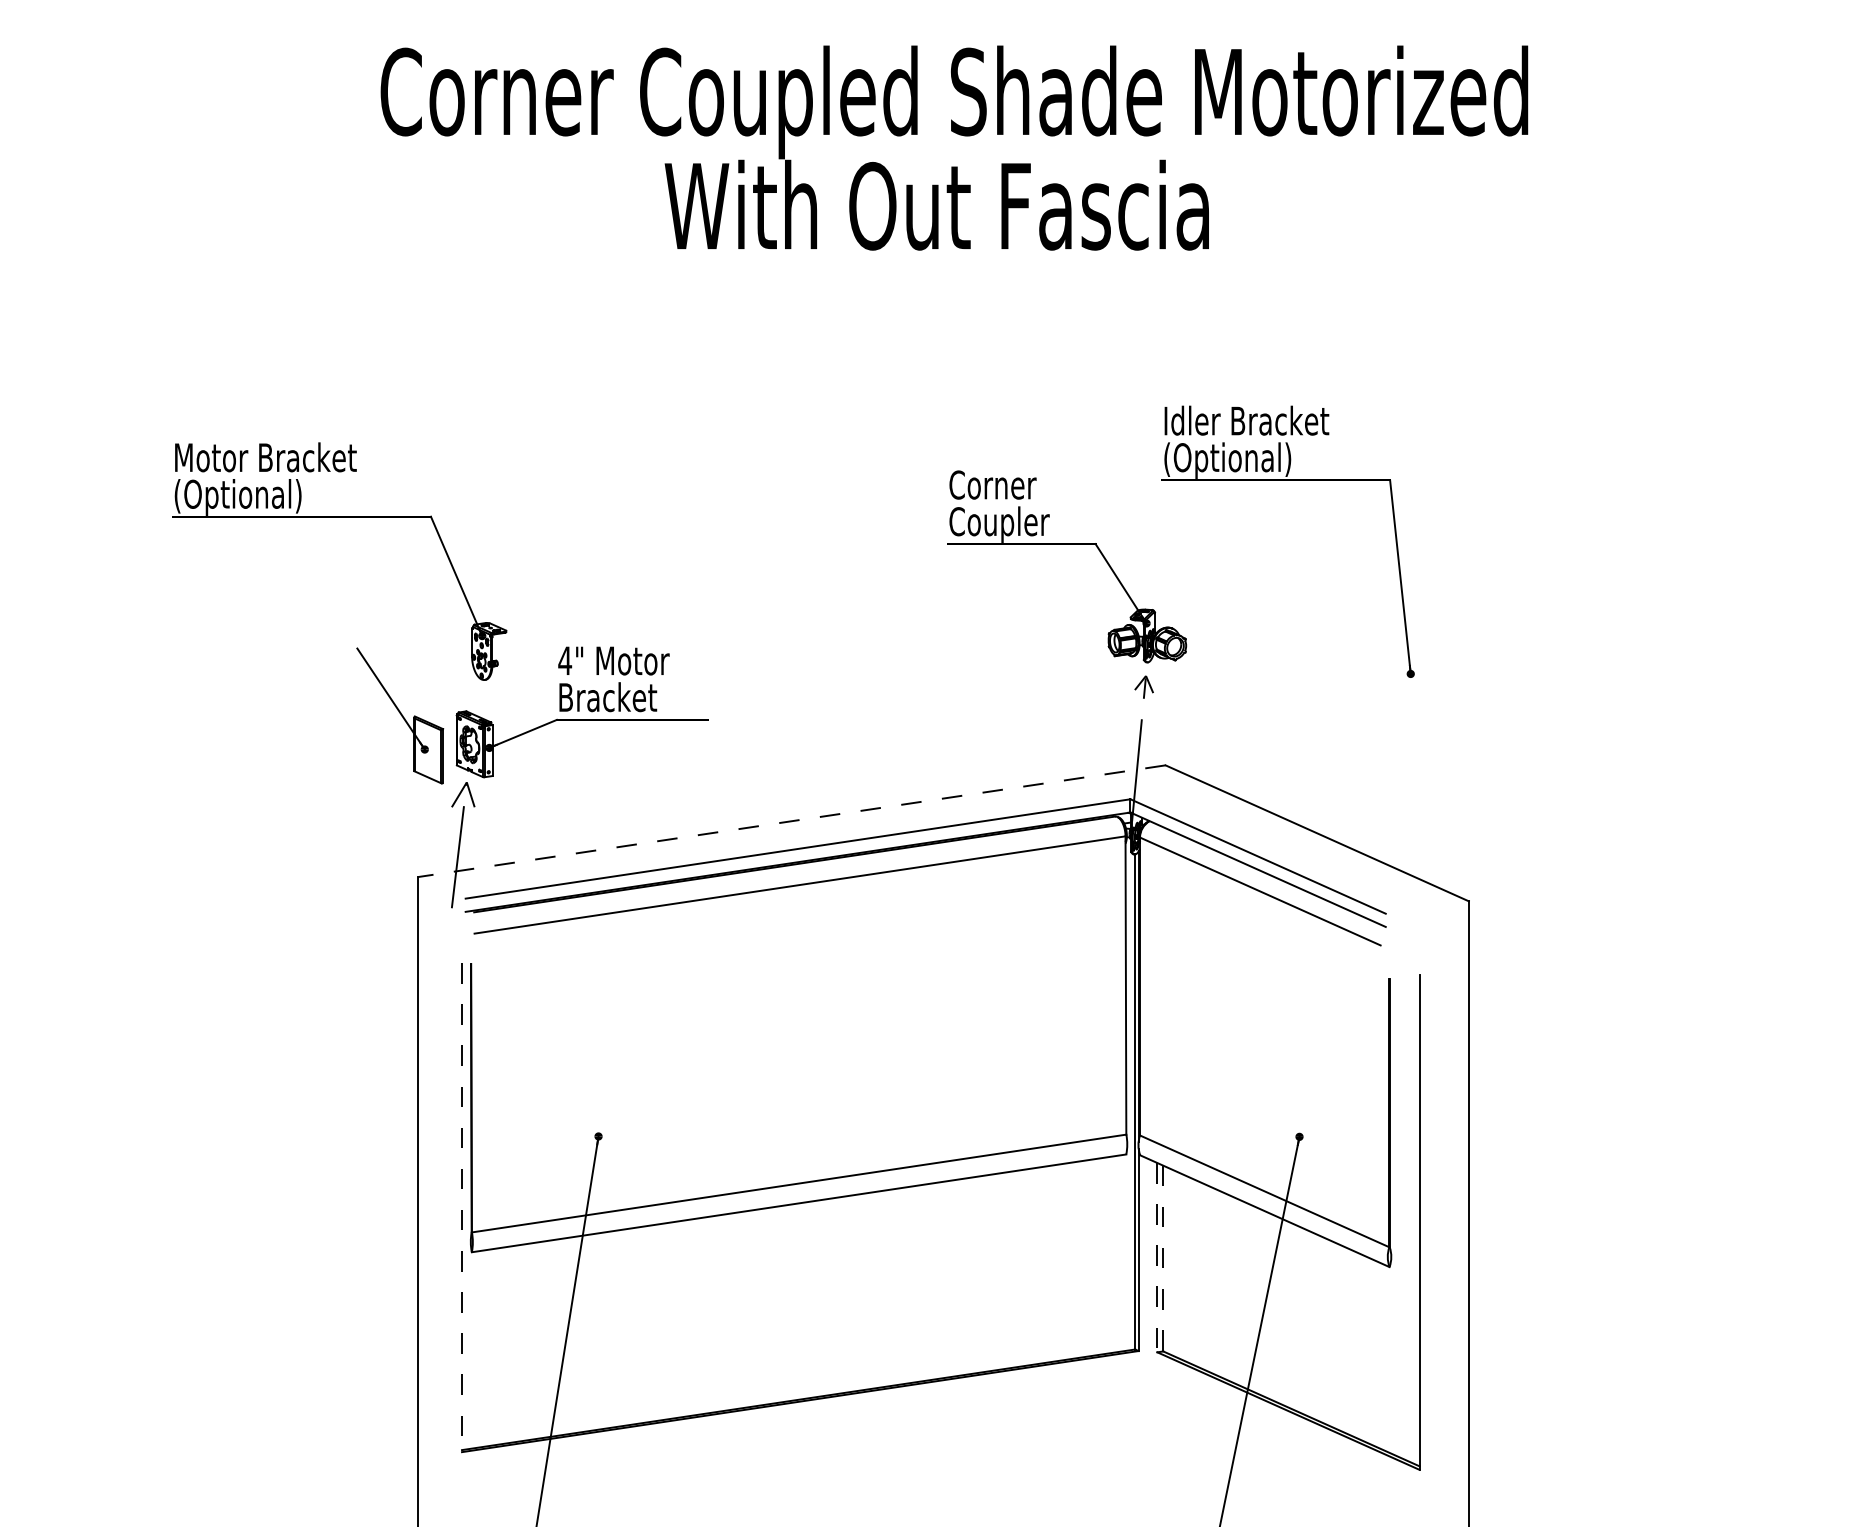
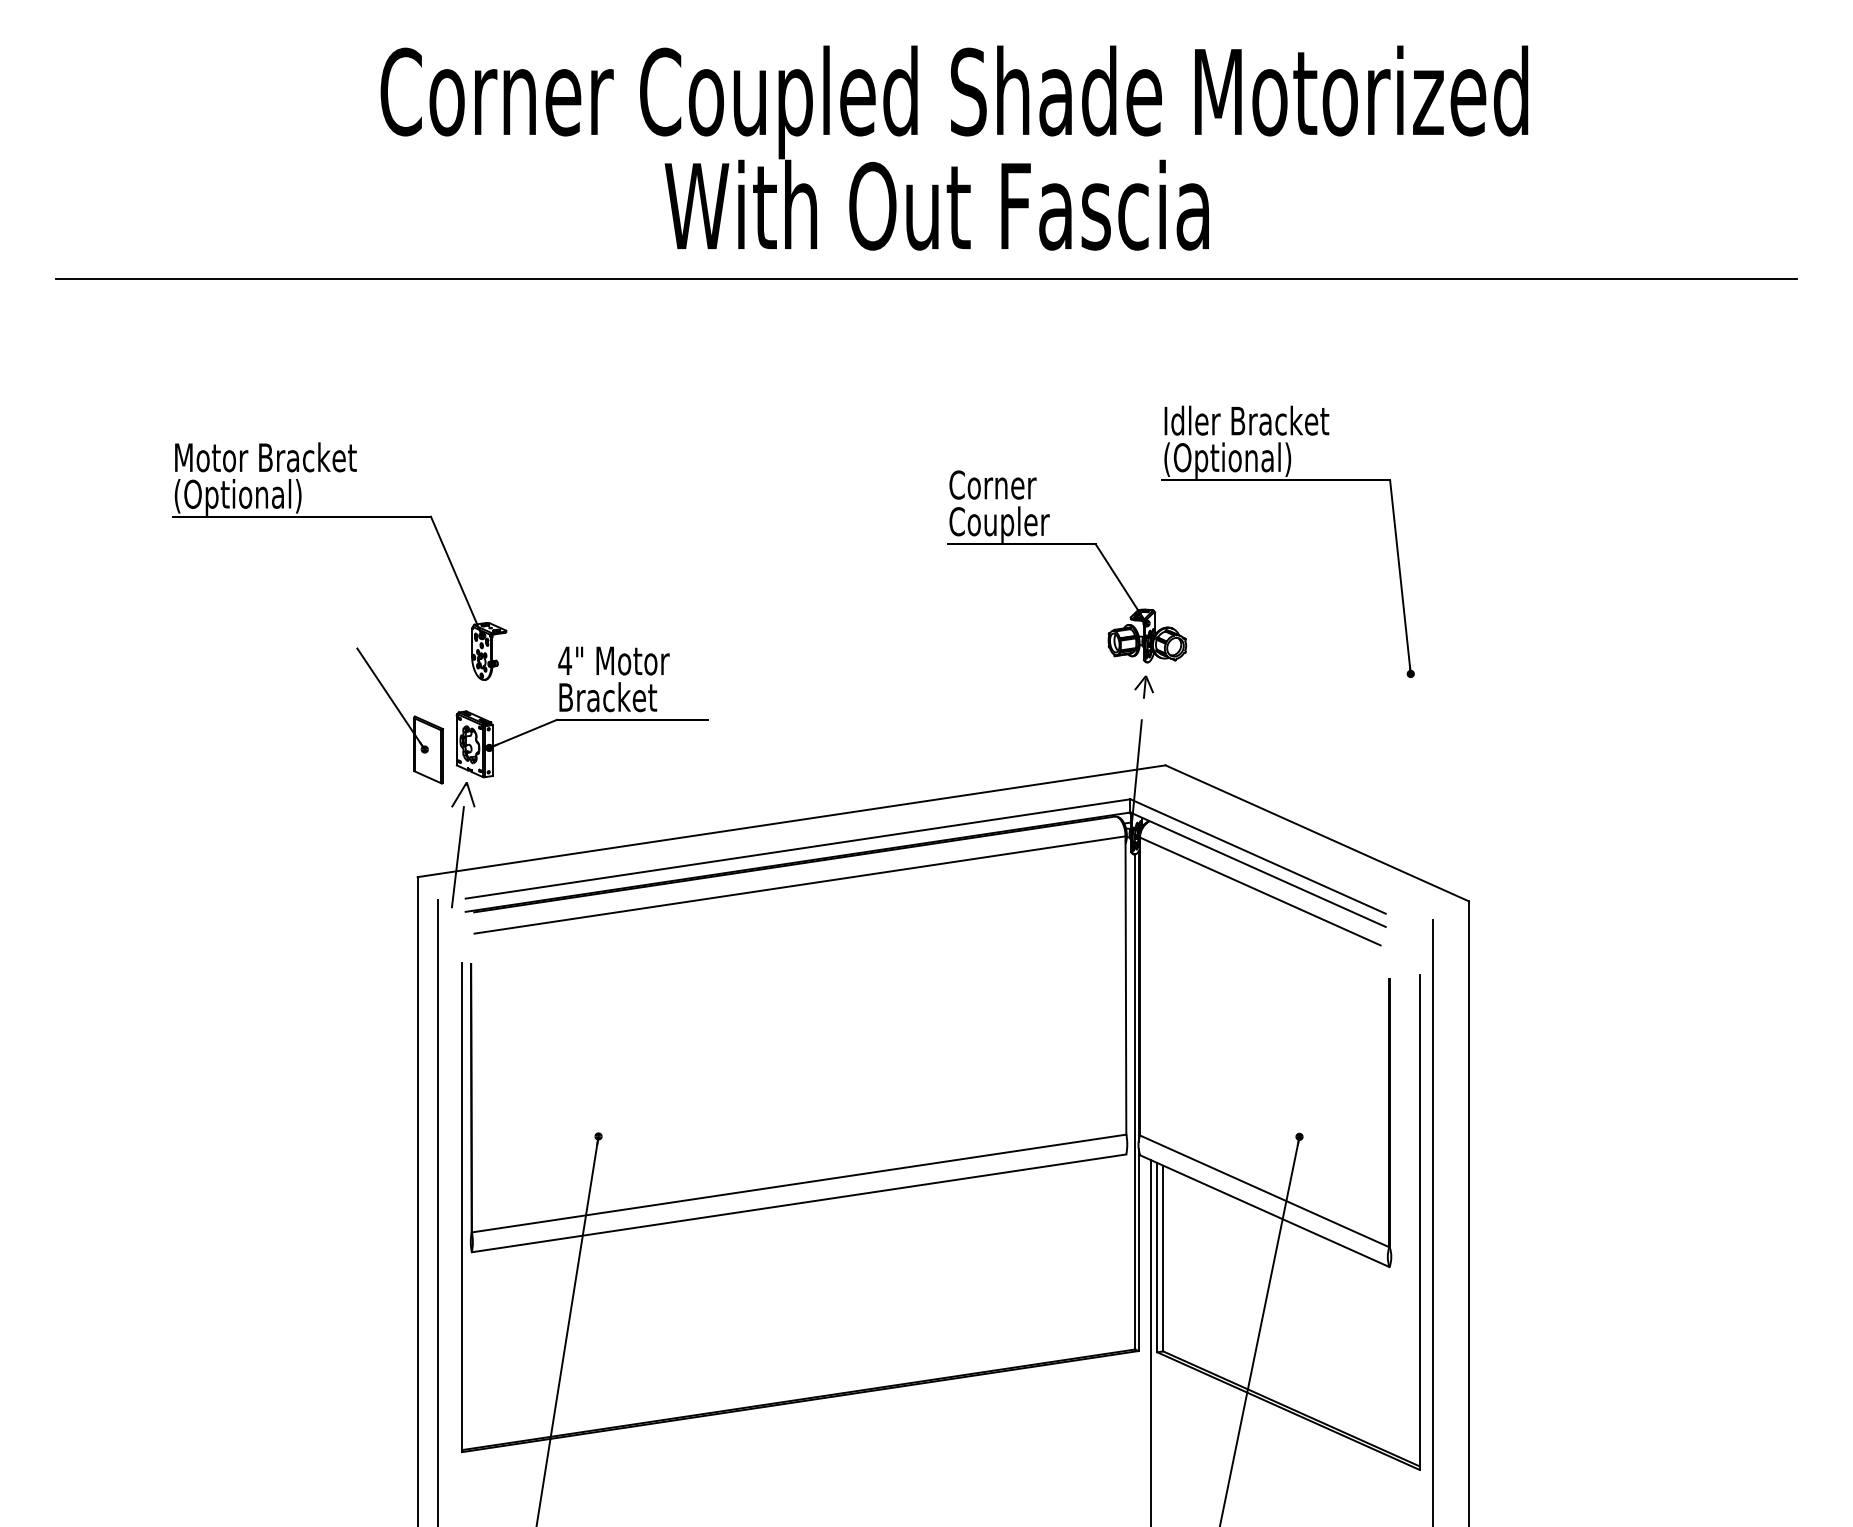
line: none -> present (926, 278)
line: dashed -> solid (791, 821)
line: dashed -> solid (461, 1208)
line: none -> present (438, 1211)
line: none -> present (1433, 1221)
line: dashed -> solid (1157, 1257)
line: dashed -> solid (1163, 1258)
line: none -> present (1150, 1341)
